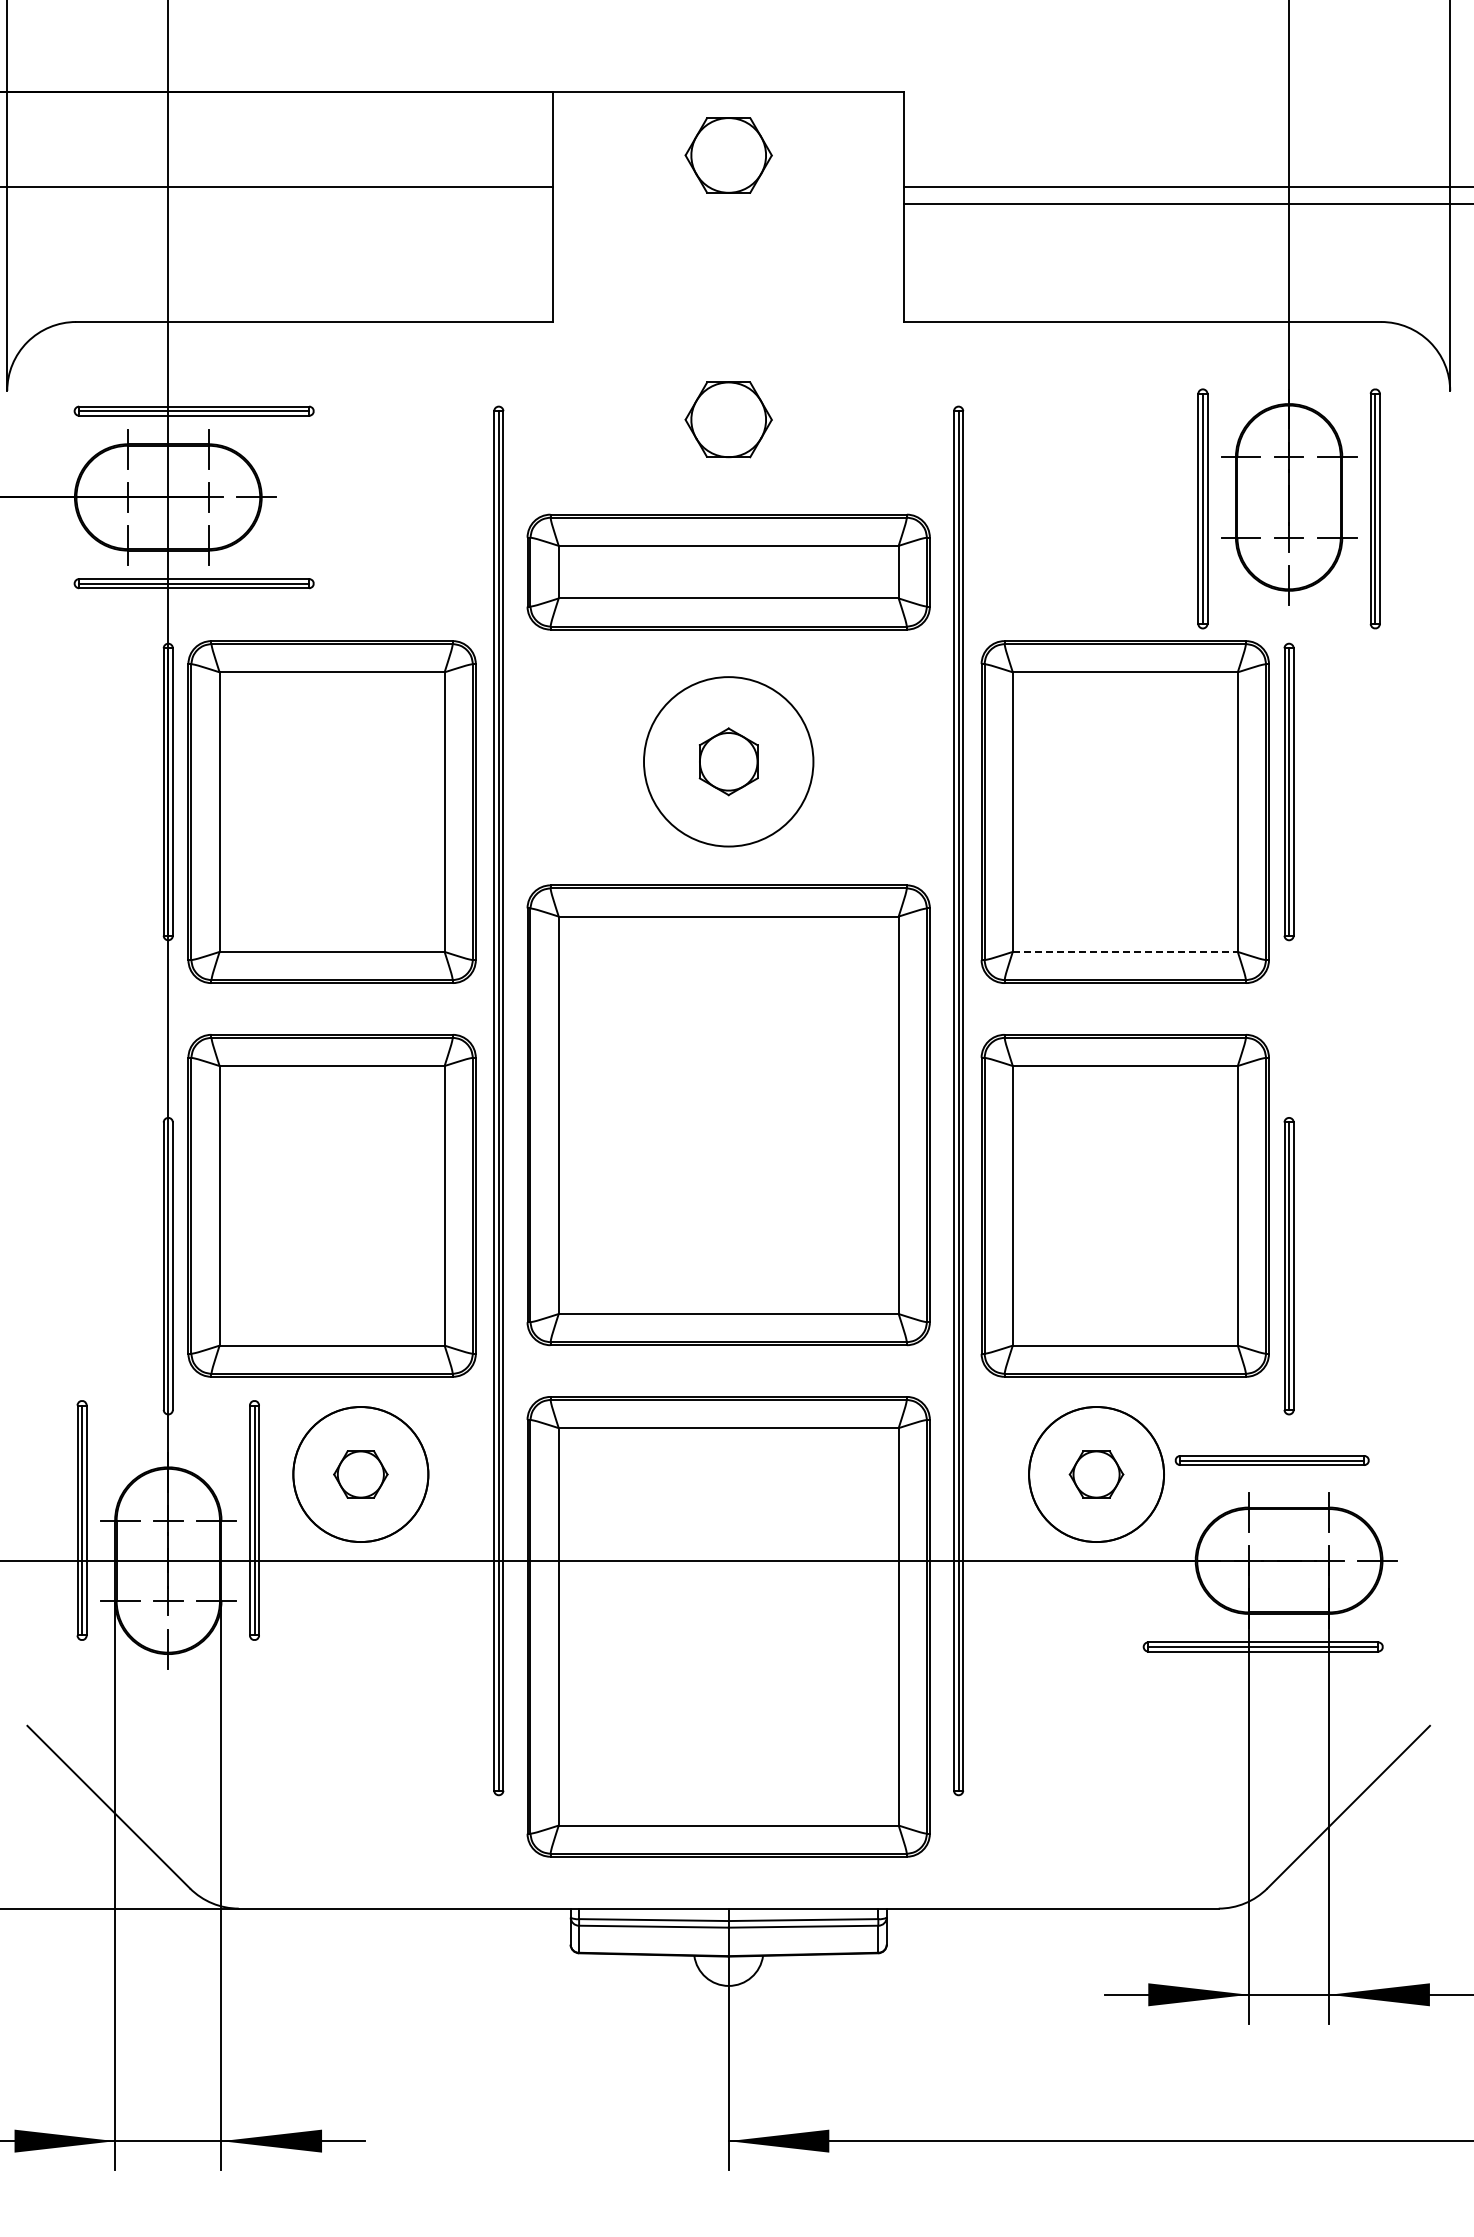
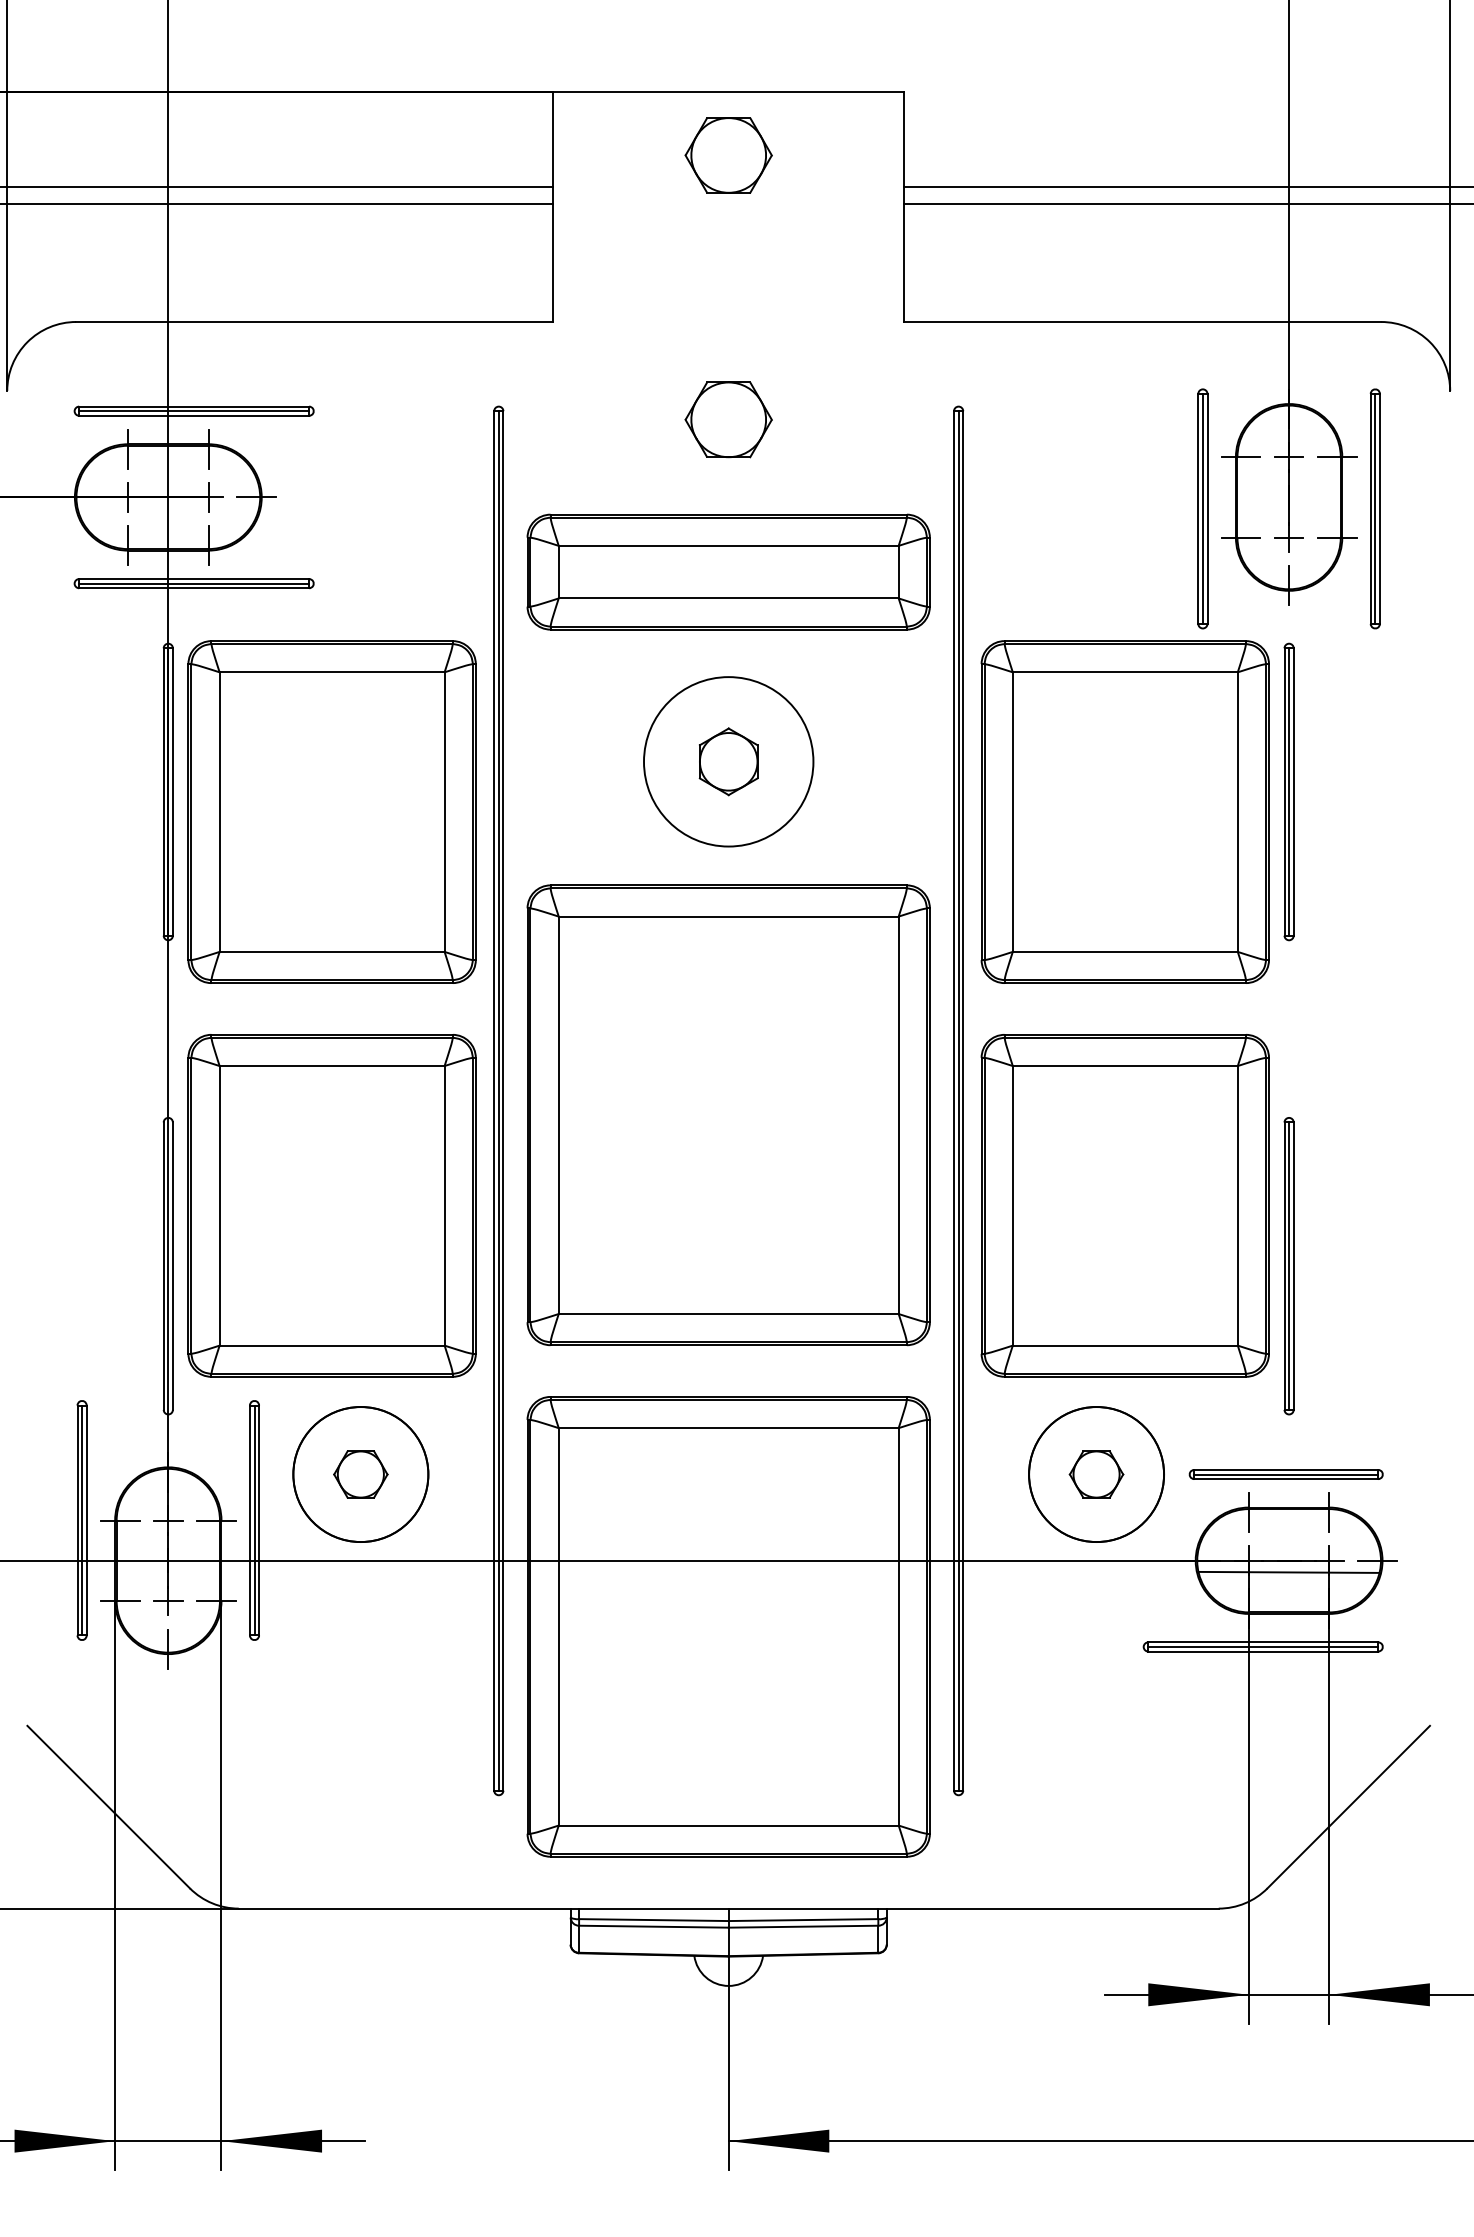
line: none -> present (277, 204)
line: dashed -> solid (1125, 951)
part position: (1271, 1460) -> (1285, 1474) (1285, 1474)
line: none -> present (1288, 1571)
